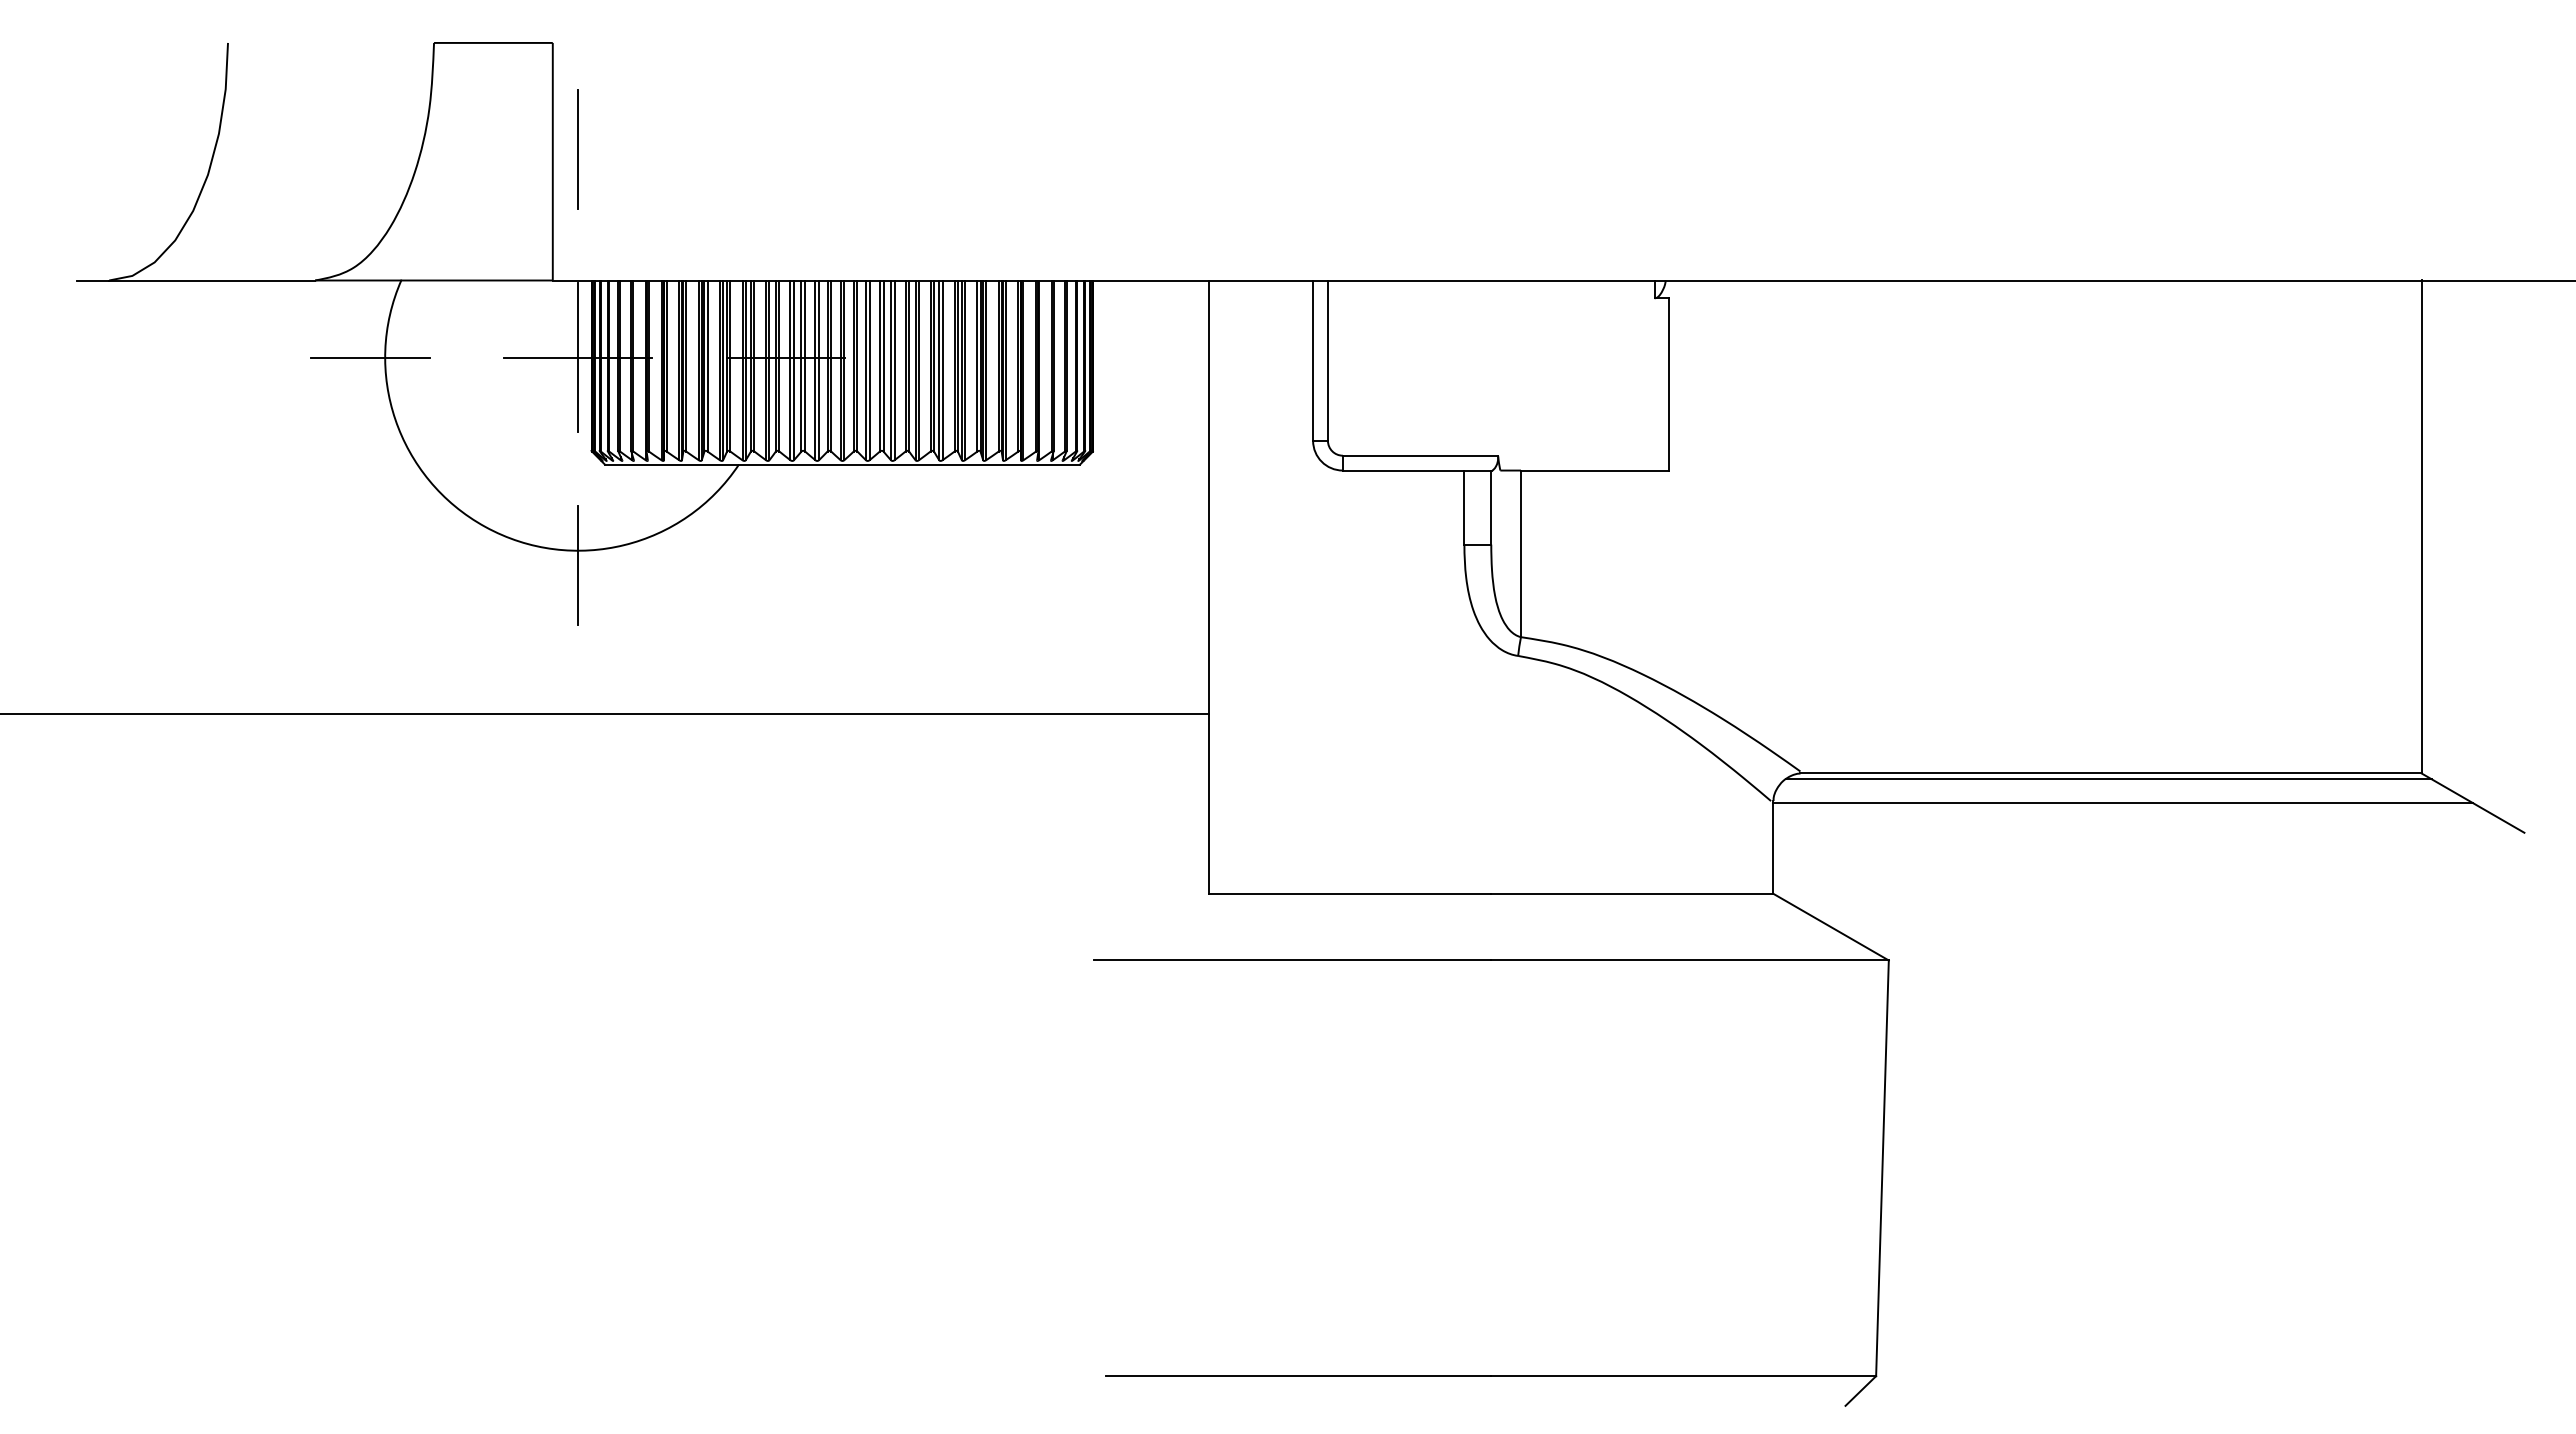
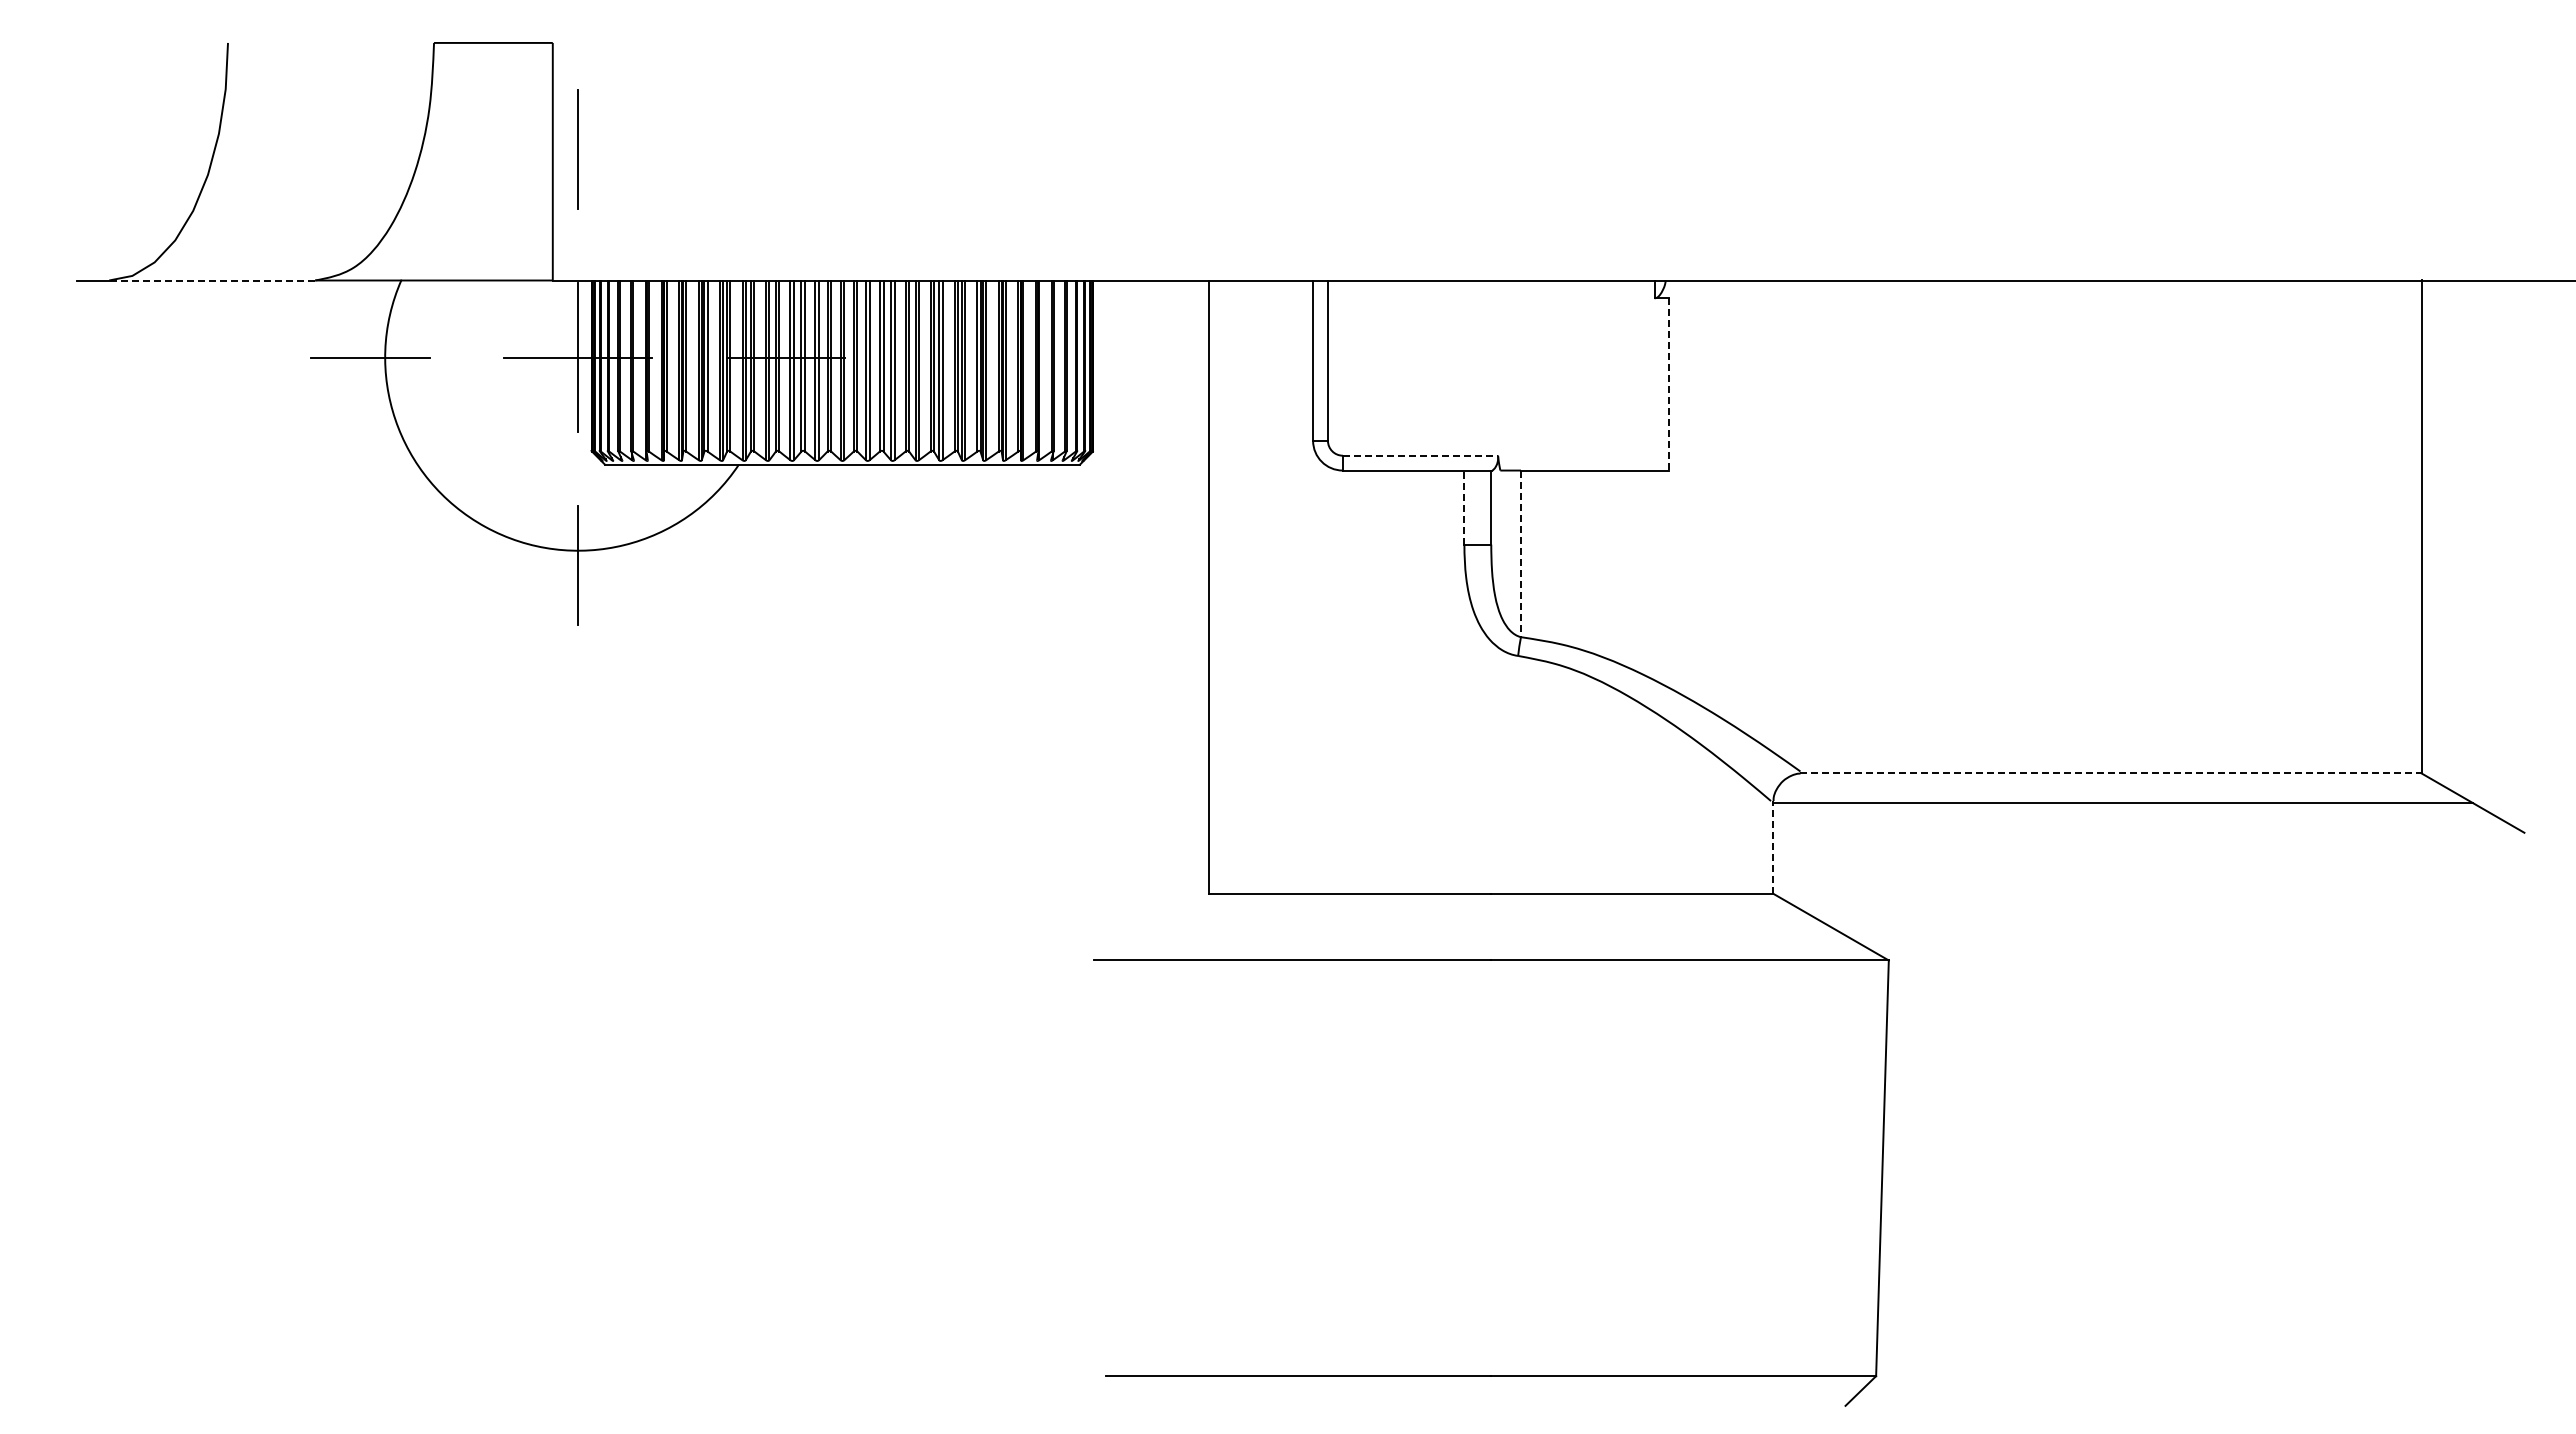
line: solid -> dashed (211, 280)
line: solid -> dashed (1669, 384)
line: solid -> dashed (1420, 455)
line: solid -> dashed (1464, 507)
line: solid -> dashed (1520, 554)
line: present -> none (605, 714)
line: solid -> dashed (2111, 773)
line: present -> none (2108, 779)
line: solid -> dashed (1773, 846)
